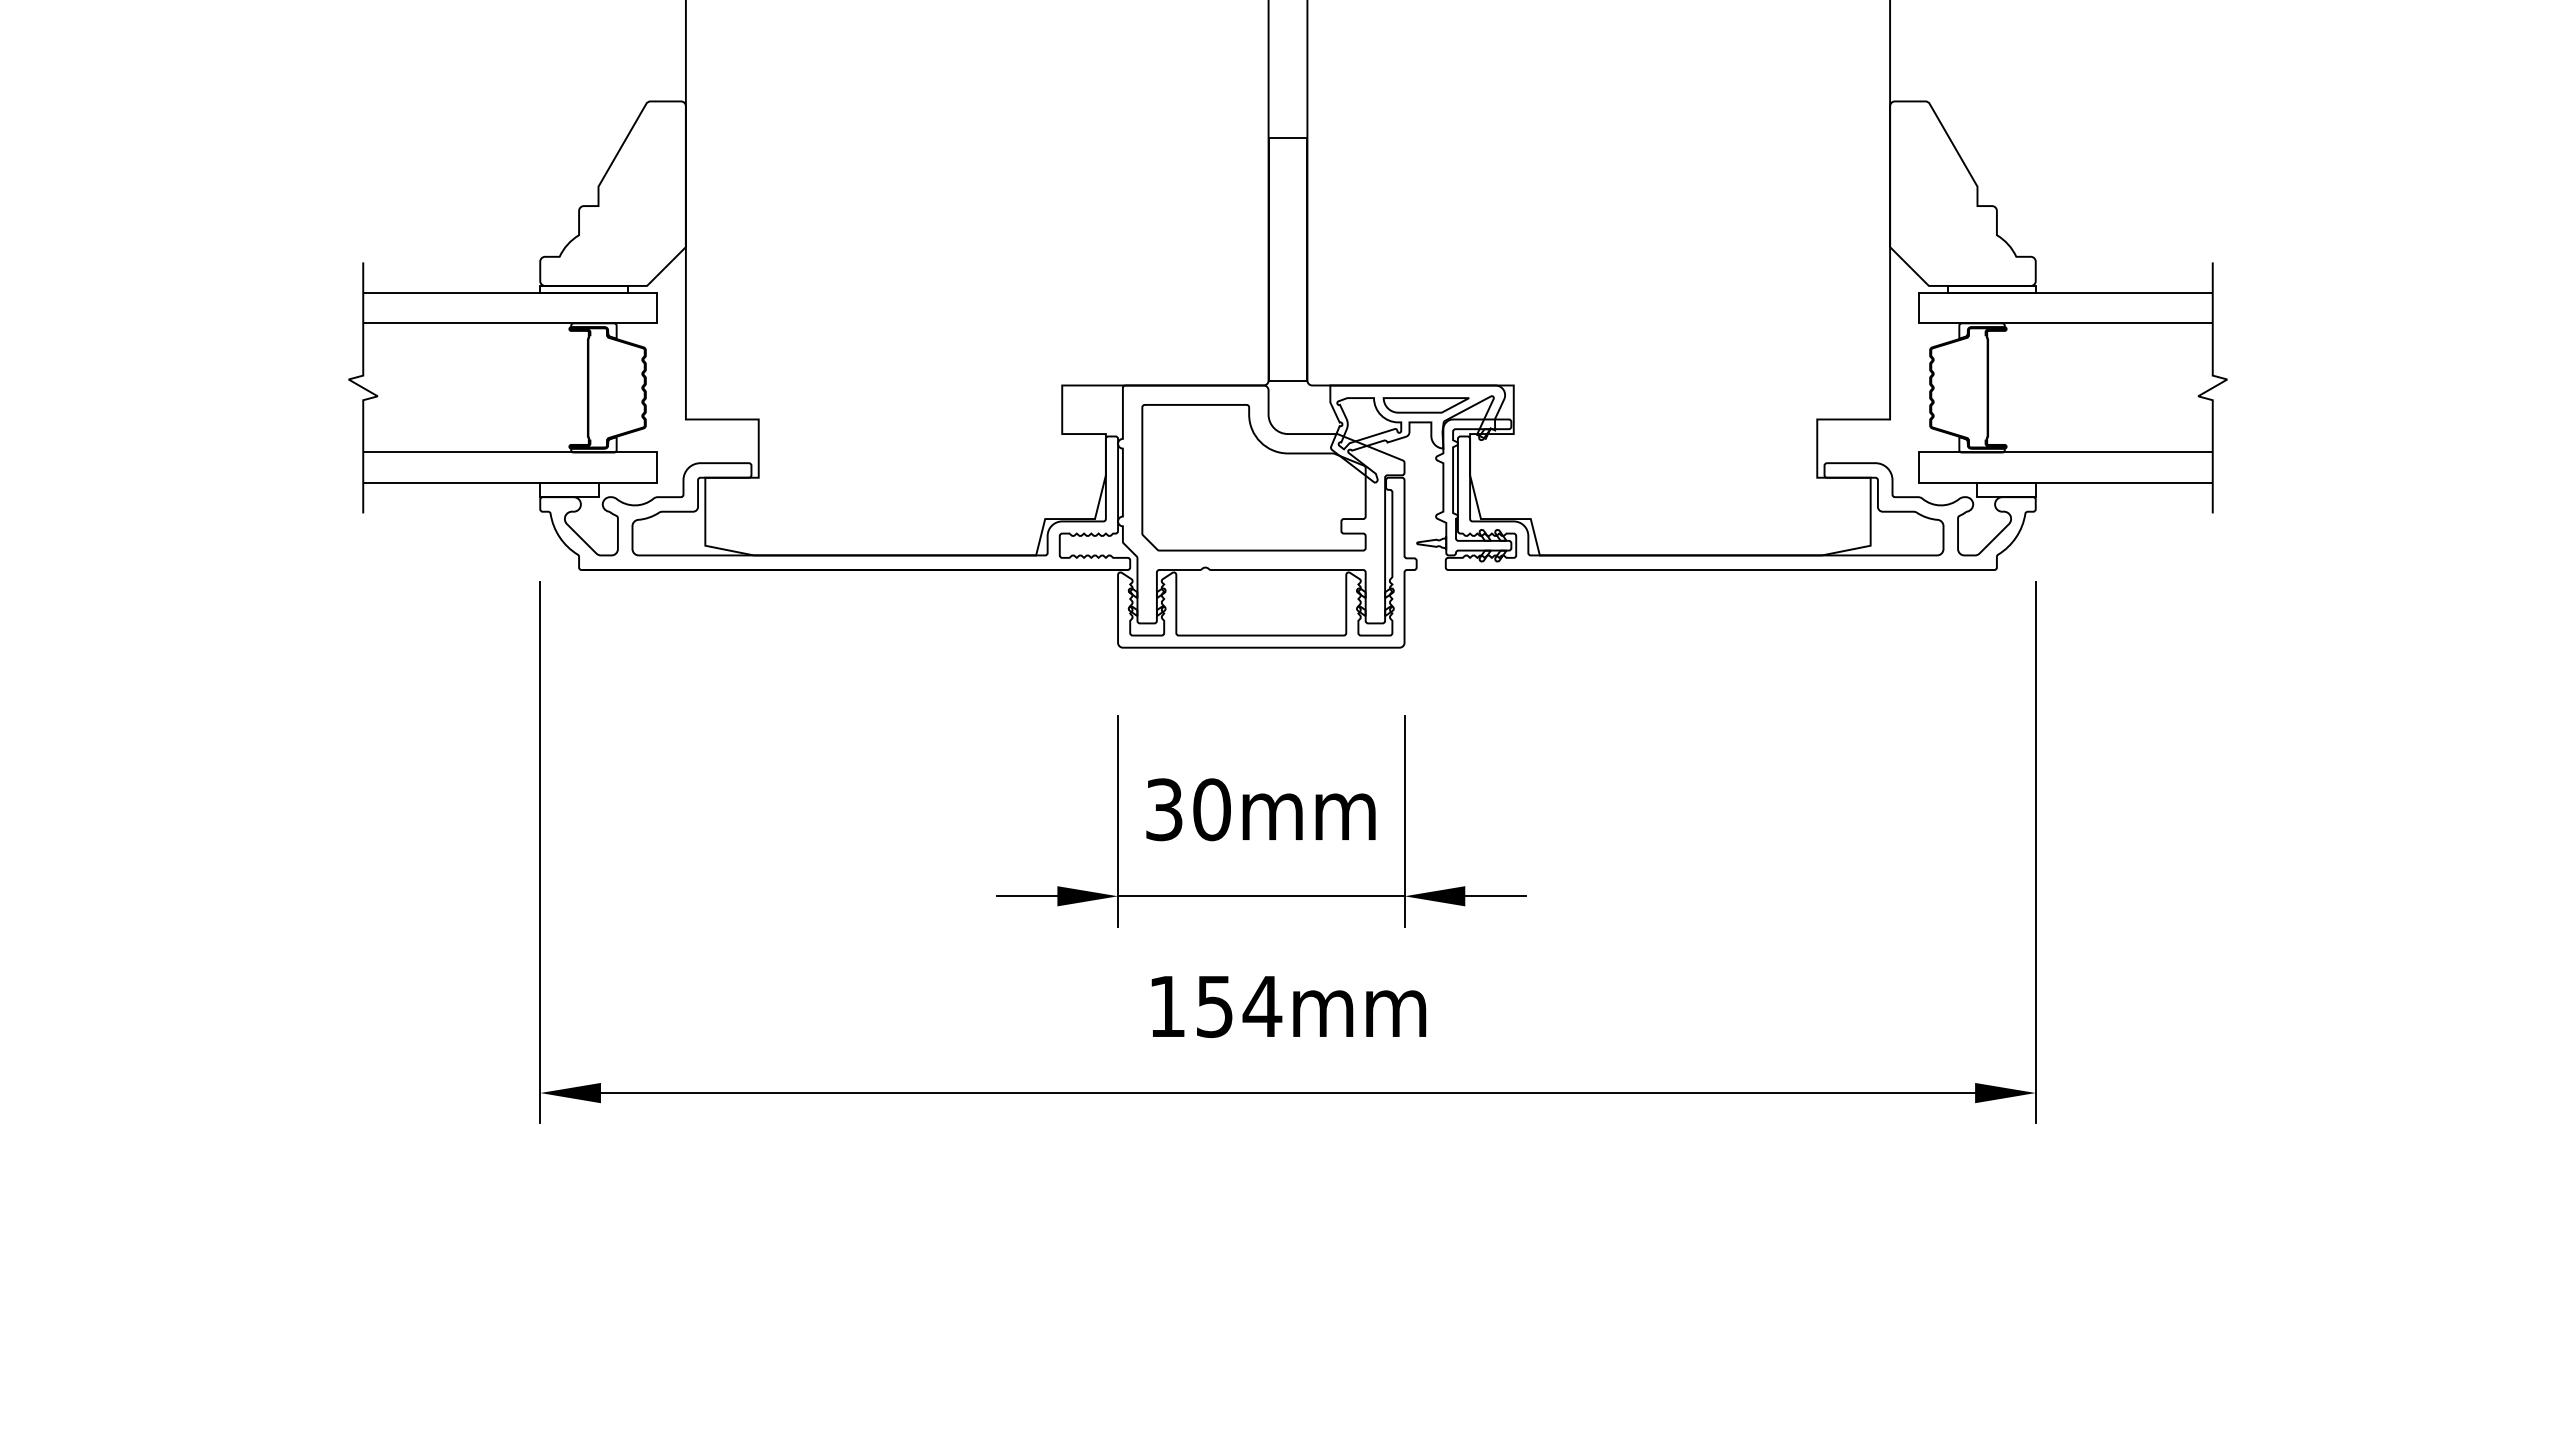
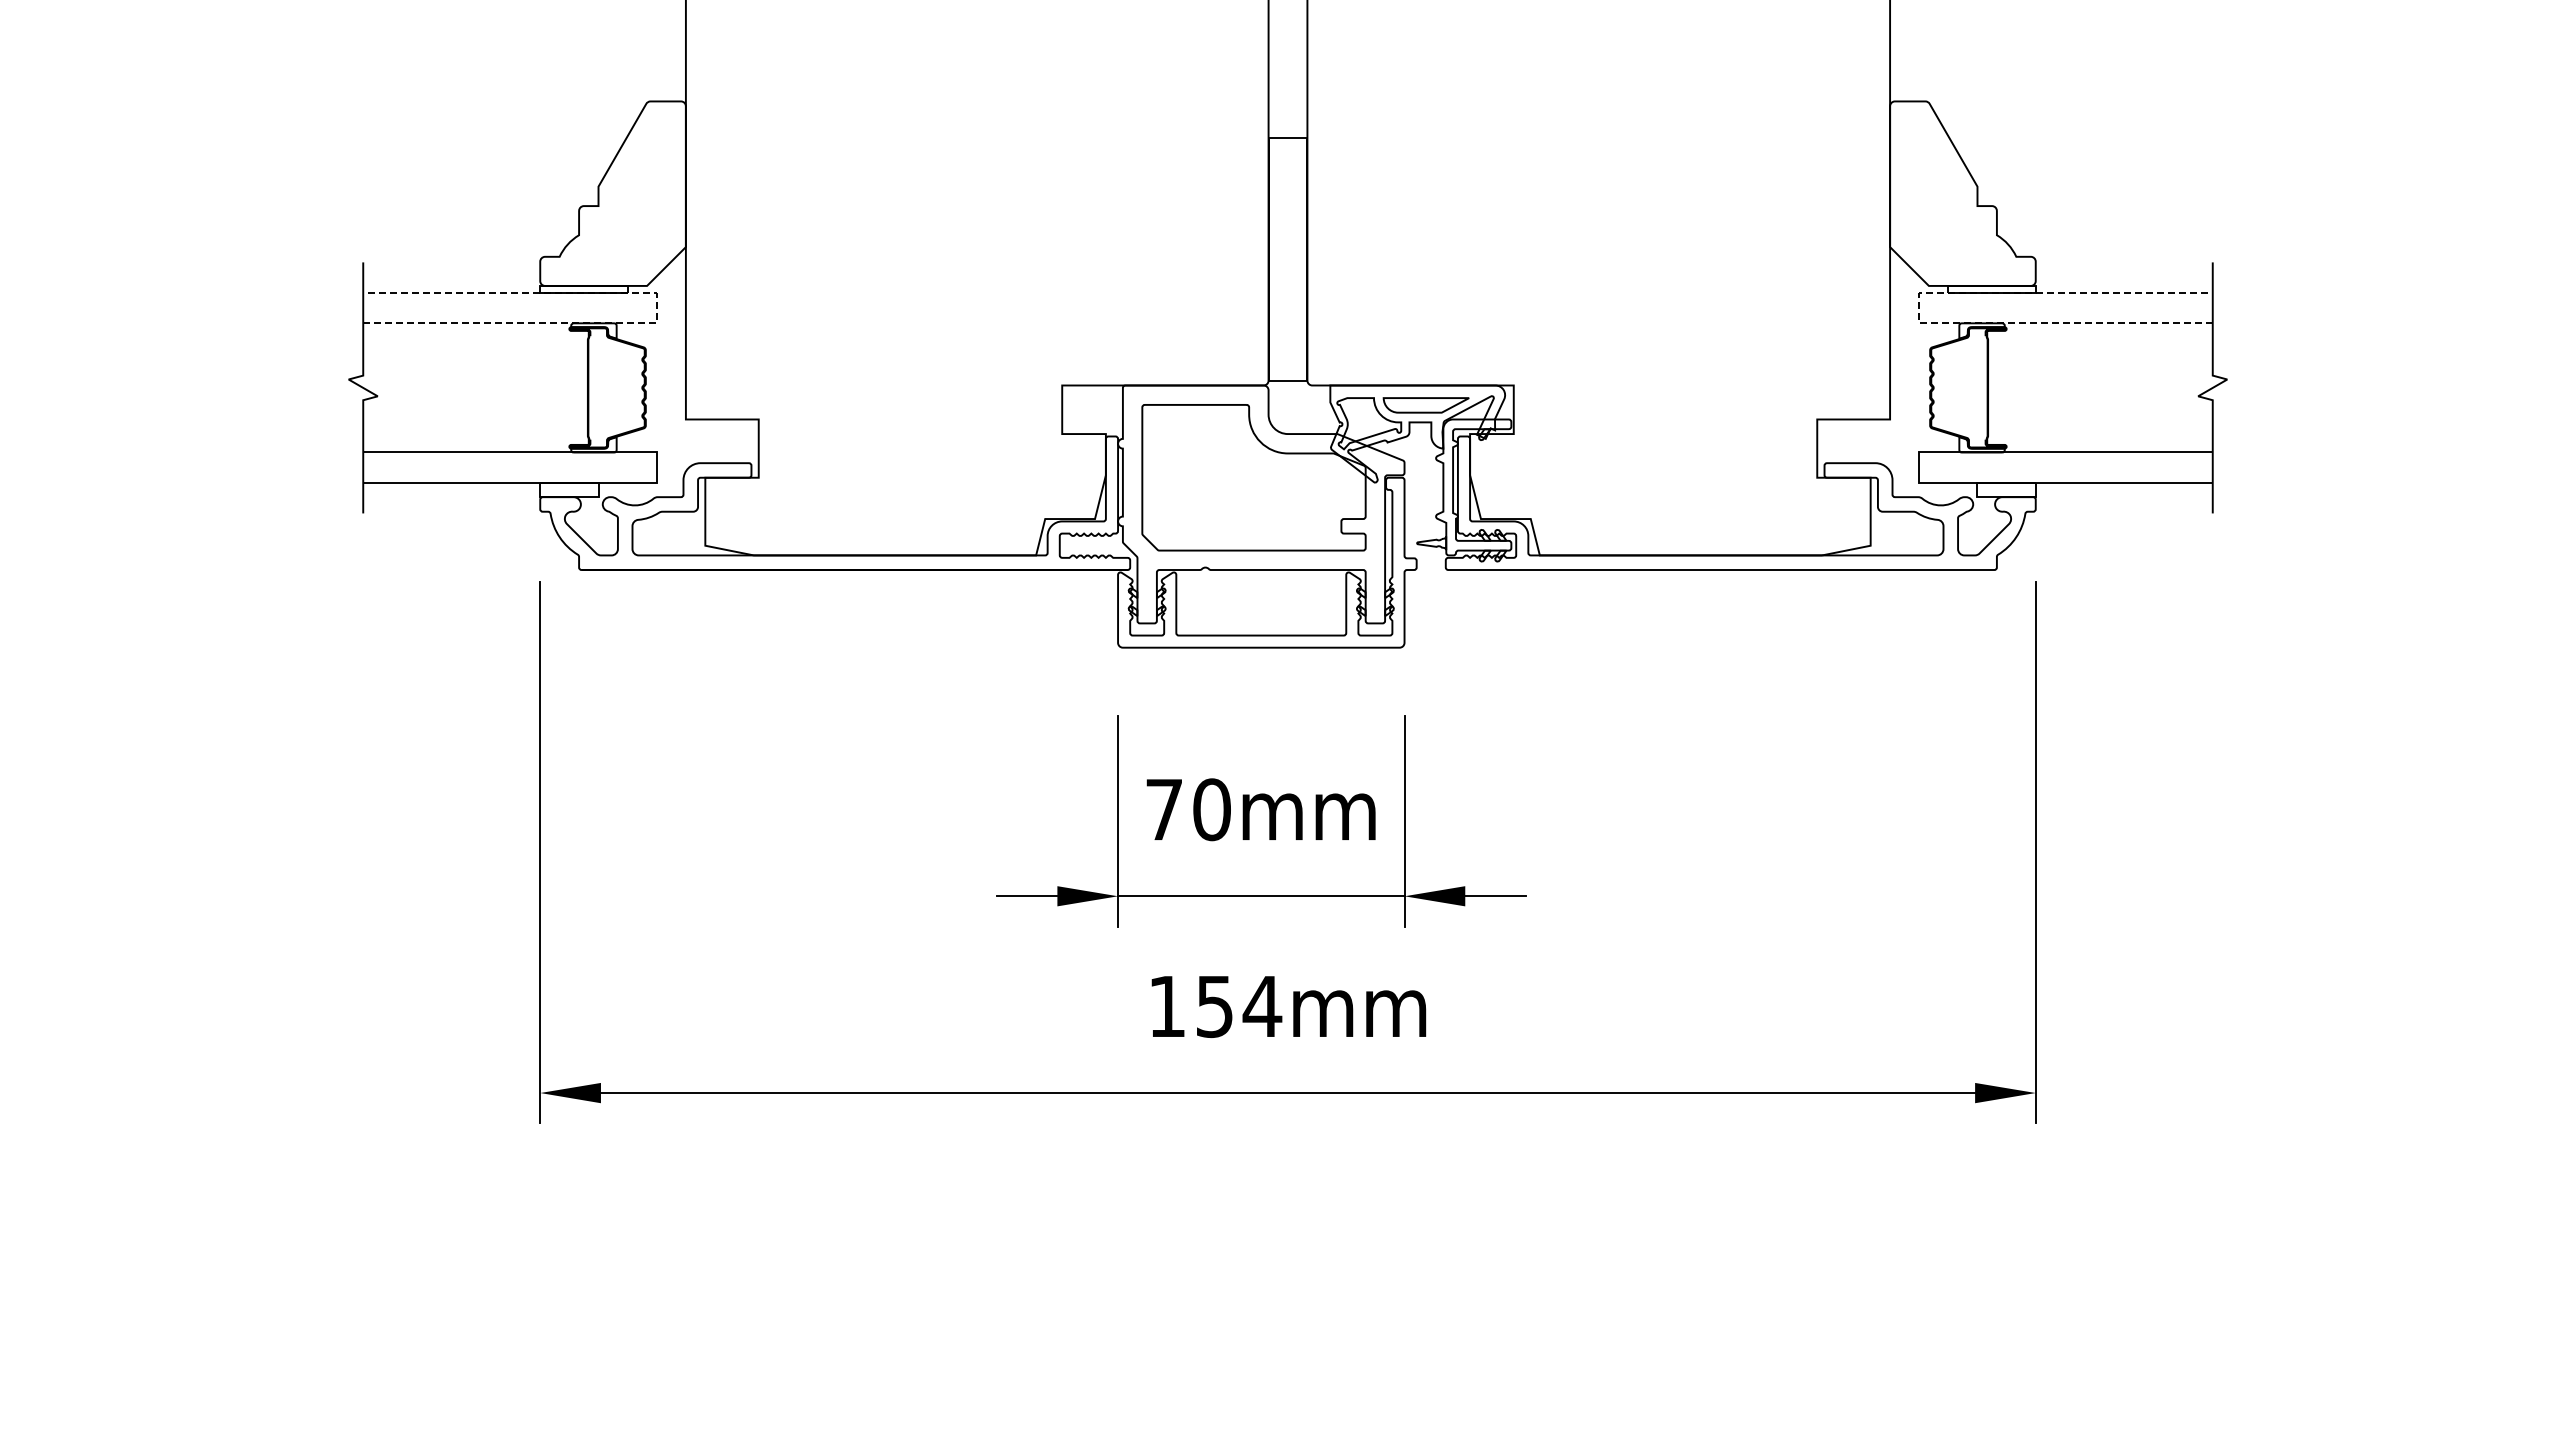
line: solid -> dashed (656, 307)
line: solid -> dashed (1919, 307)
text: 30mm -> 70mm (1164, 809)
